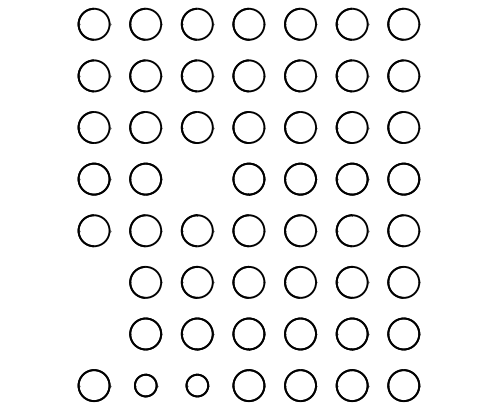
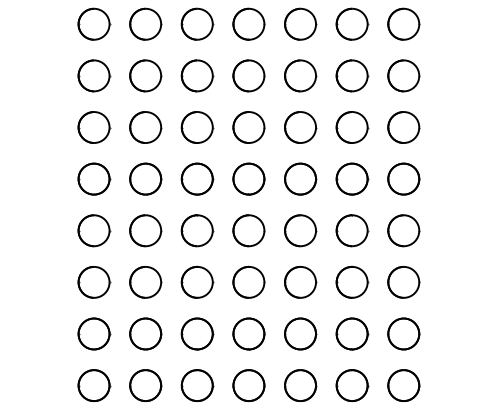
part: none -> present (197, 178)
part: none -> present (94, 282)
part: none -> present (94, 333)
part size: 25x25 px -> 34x33 px (145, 385)
part size: 25x25 px -> 35x33 px (197, 385)
